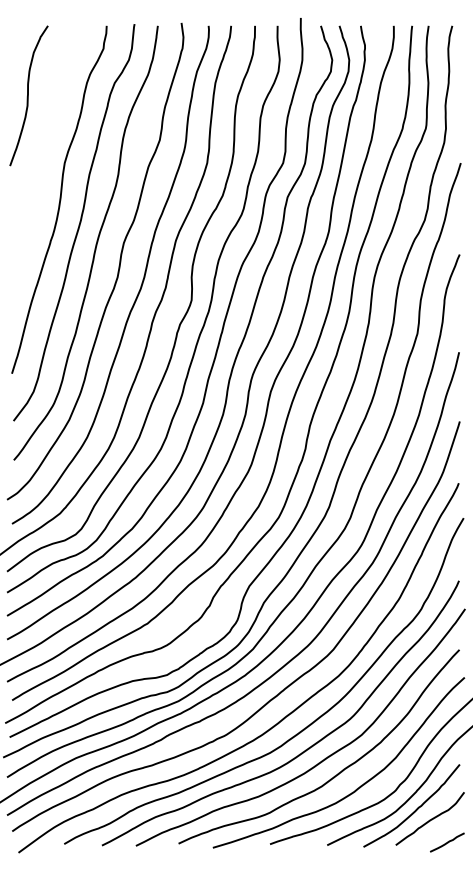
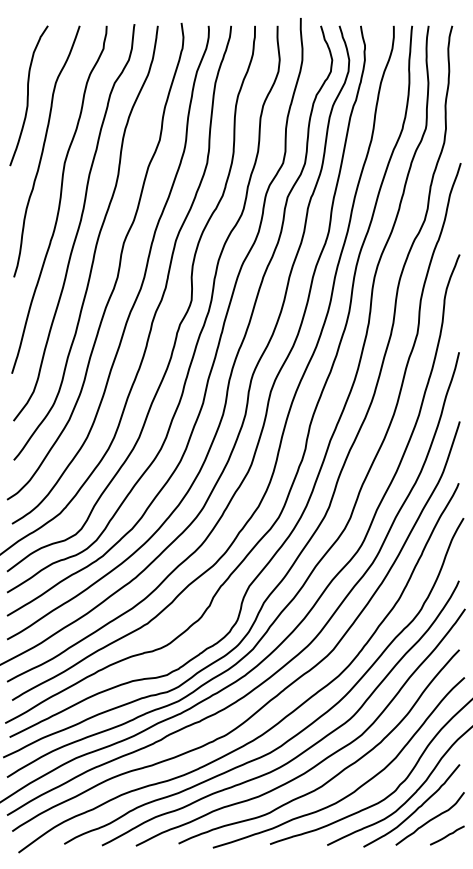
curve: none -> present (43, 151)
line position: (447, 842) -> (447, 835) (447, 835)
